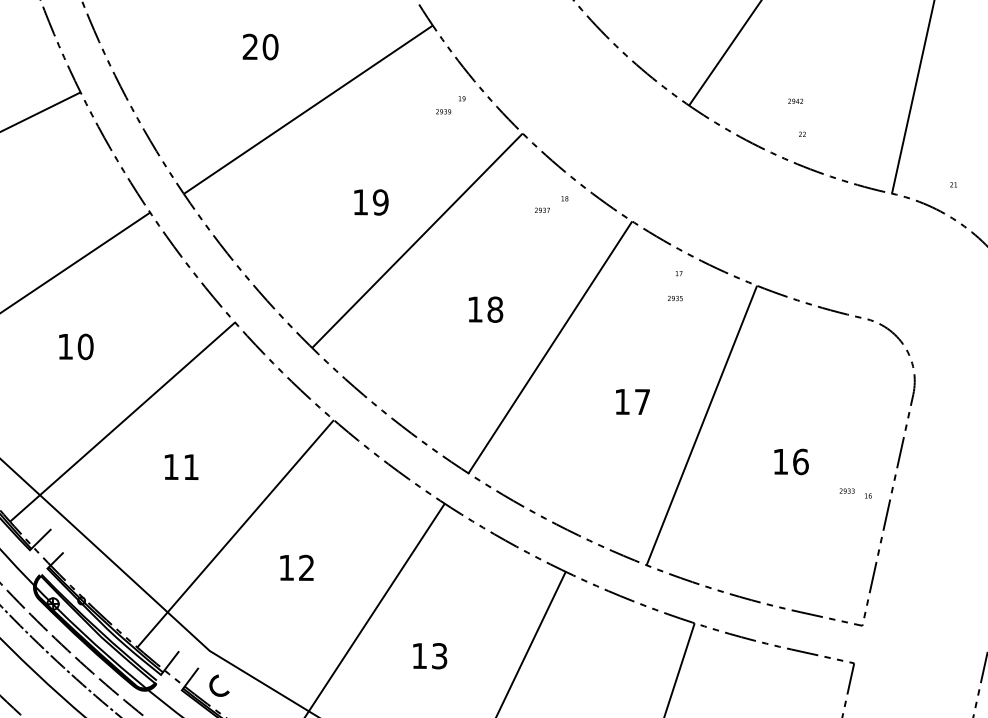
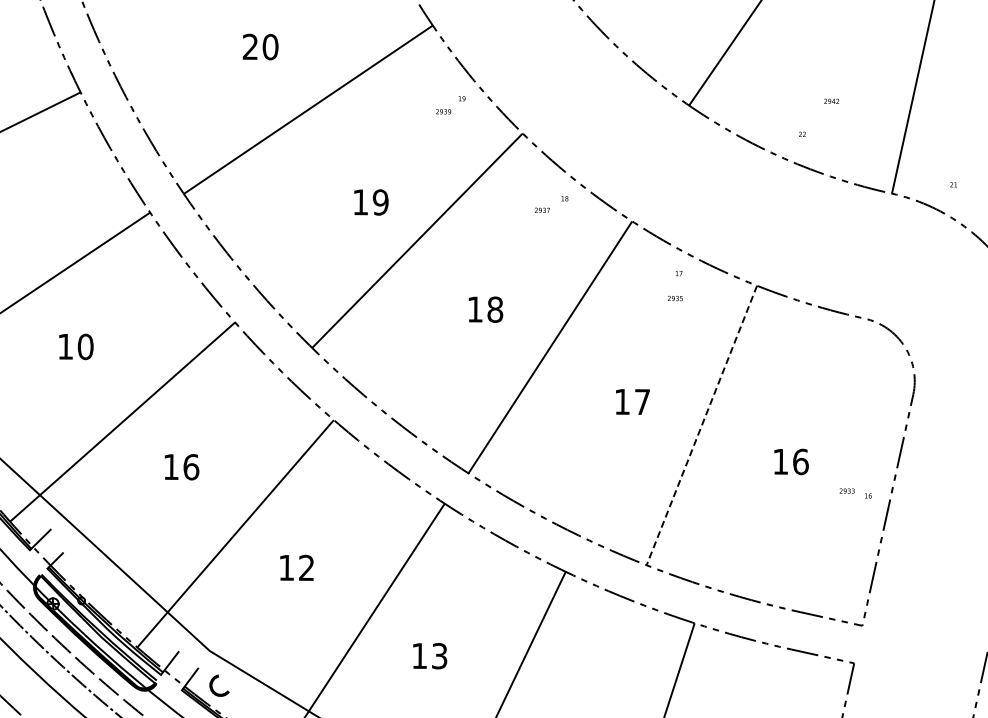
text position: (795, 100) -> (831, 100) (831, 100)
line: solid -> dashed (701, 426)
text: 11 -> 16 (191, 467)
